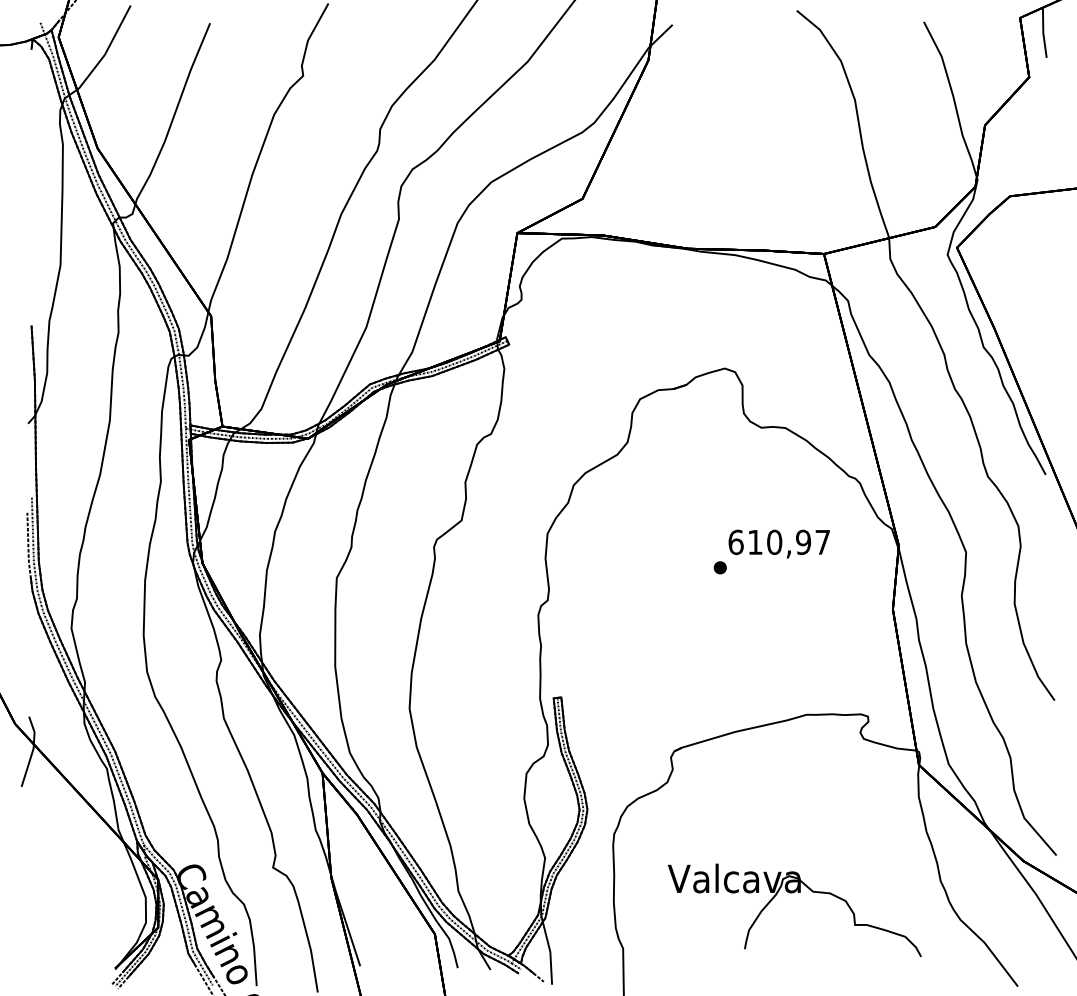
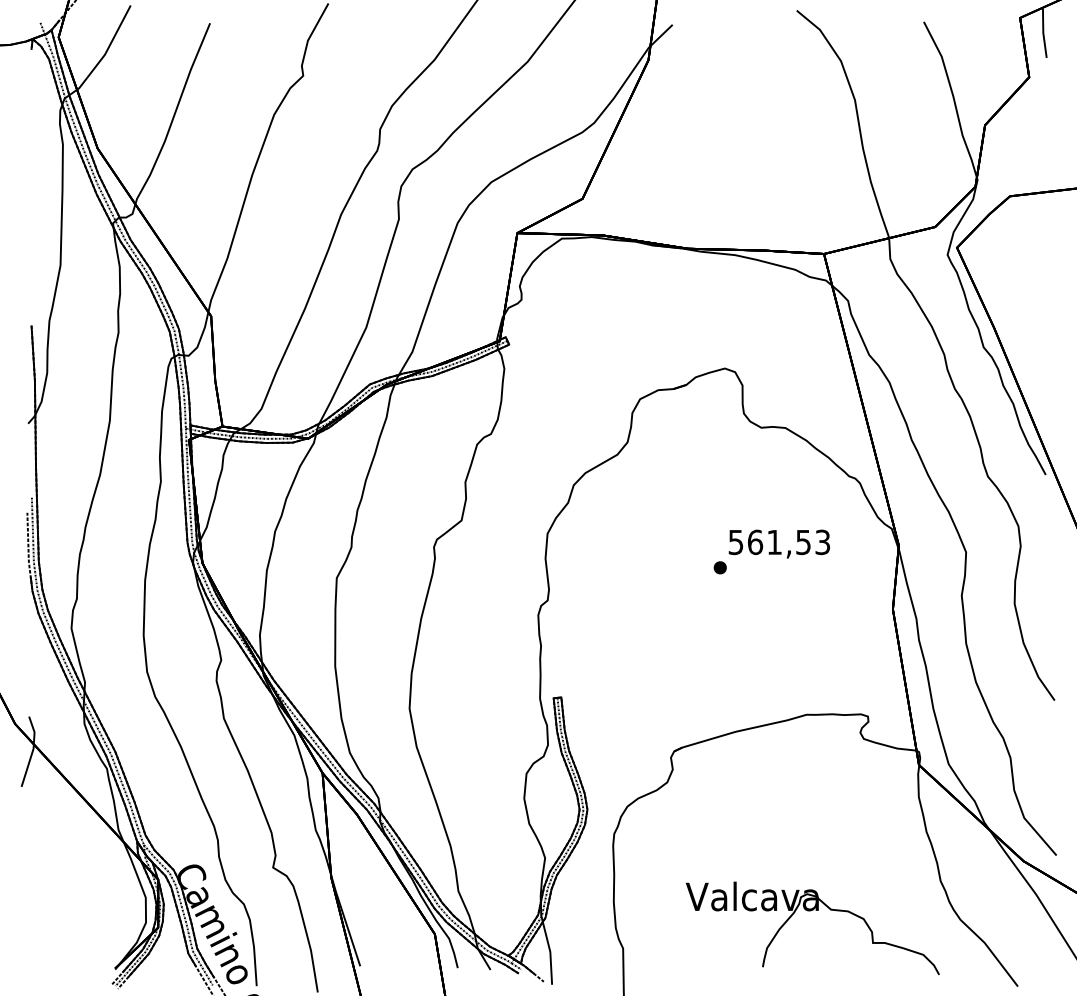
text: 610,97 -> 561,53 (779, 542)
part position: (792, 893) -> (810, 911) (810, 911)
